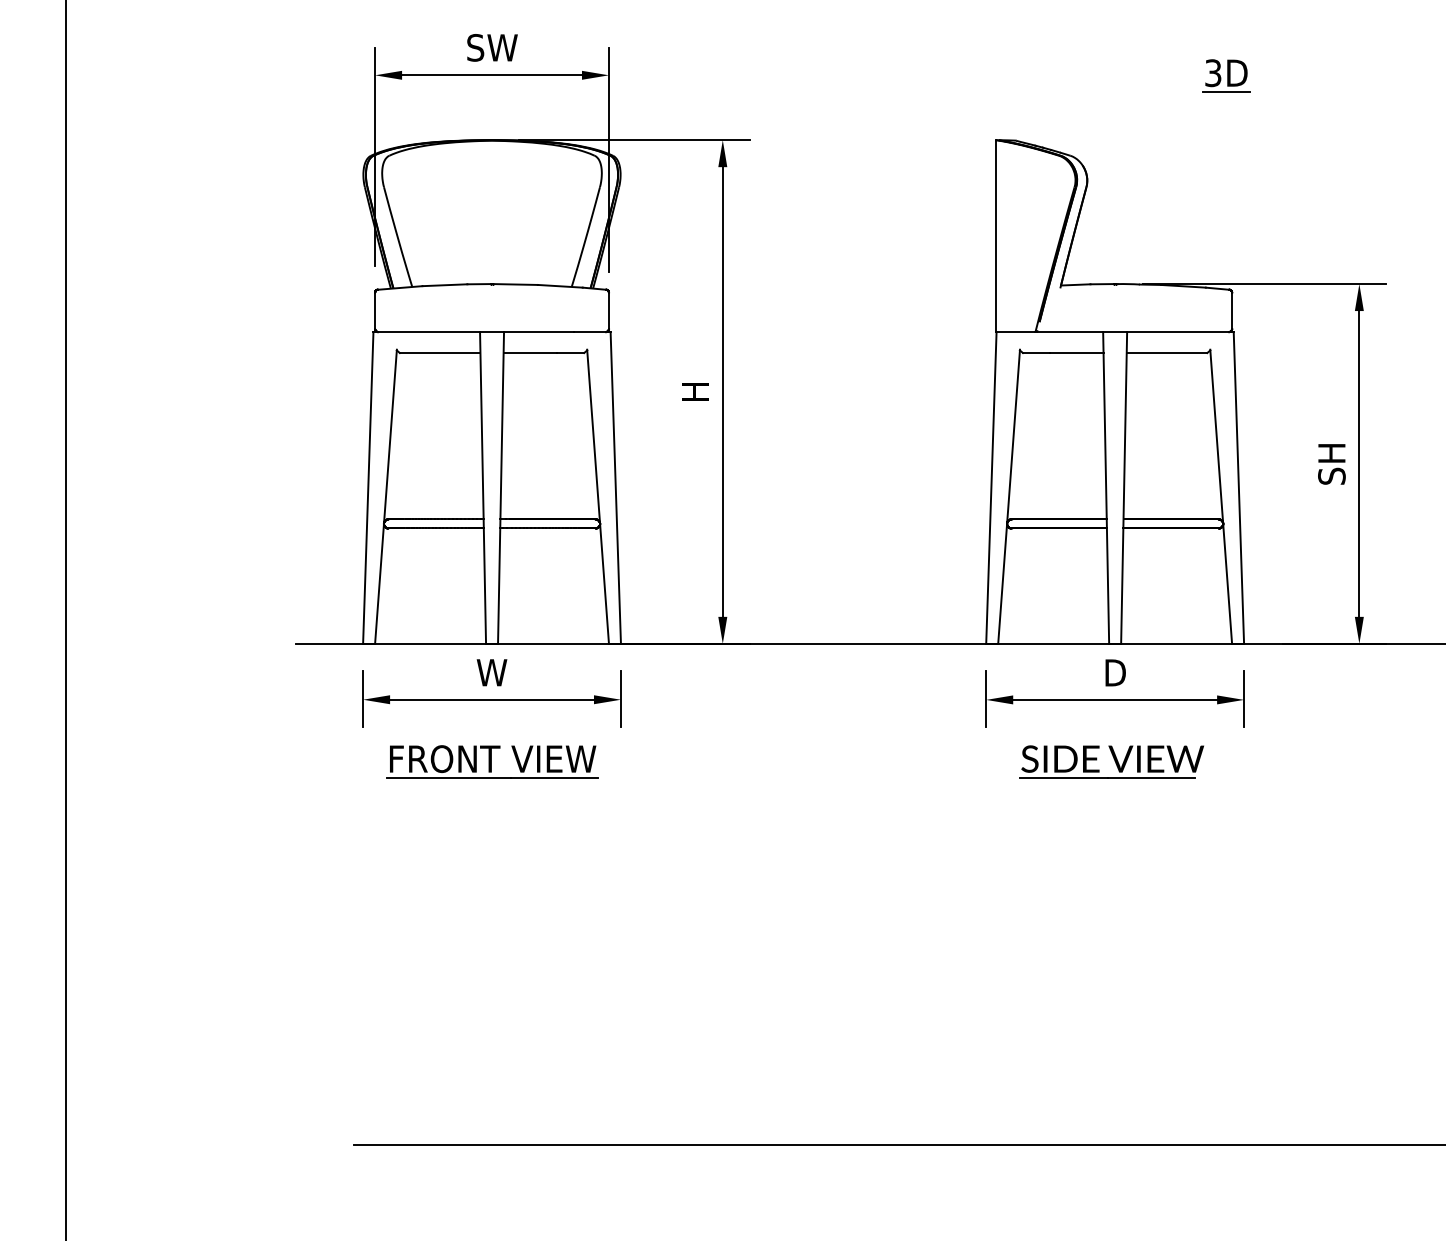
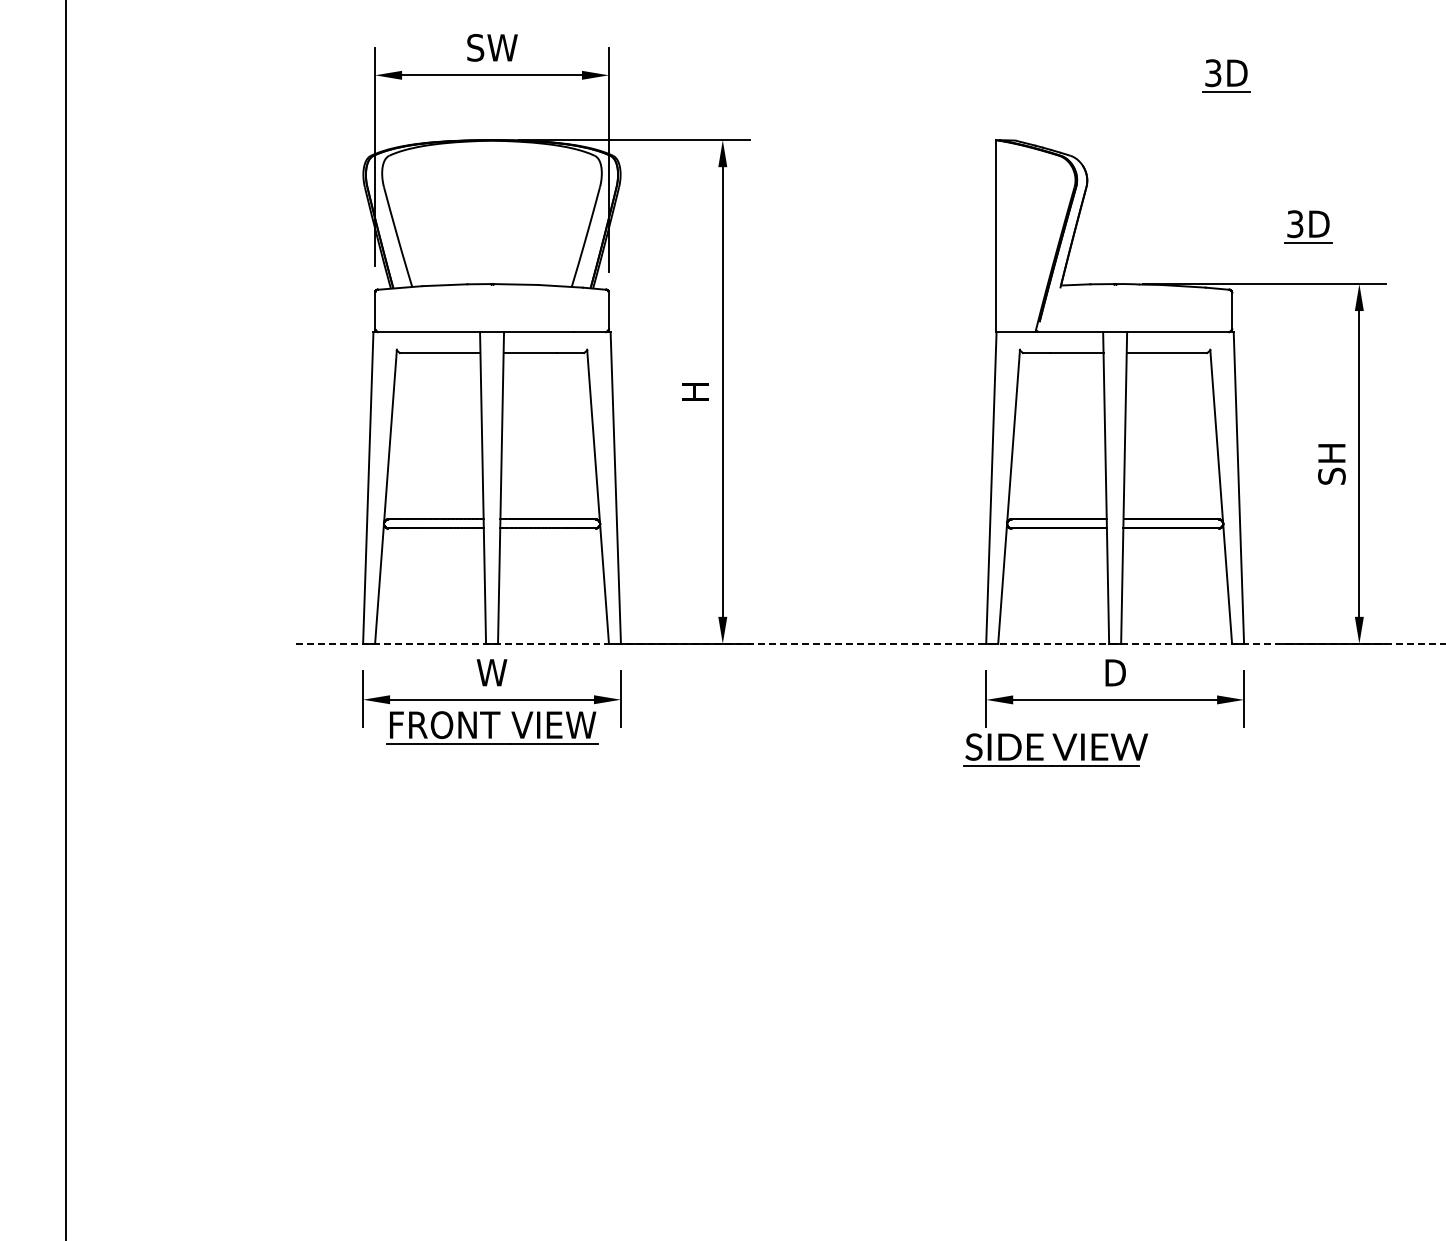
part: none -> present (1308, 226)
line: solid -> dashed (870, 643)
part position: (492, 761) -> (492, 727) (492, 727)
part position: (1111, 761) -> (1055, 749) (1055, 749)
line: present -> none (898, 1145)
